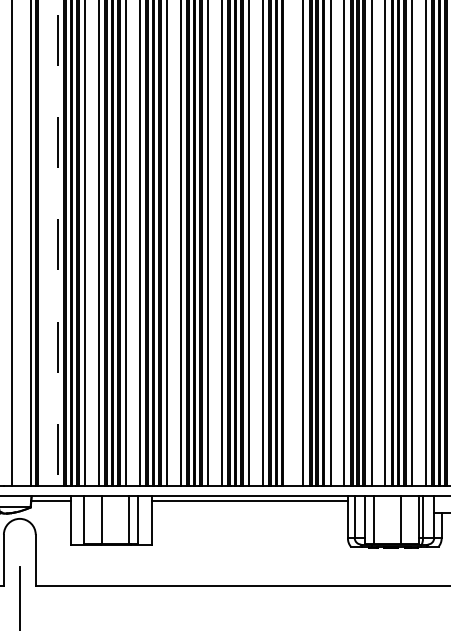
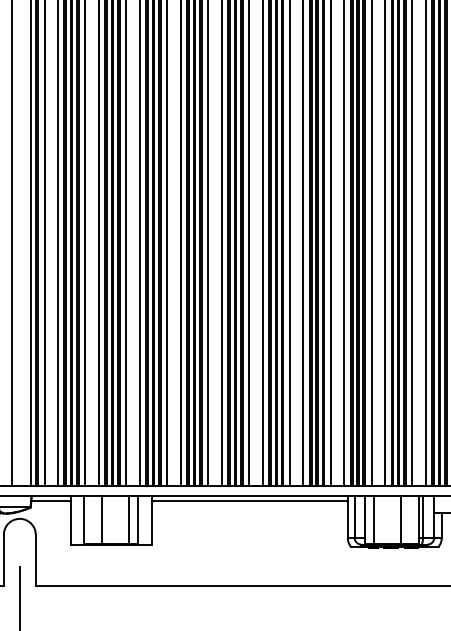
line: dashed -> solid (57, 243)
line: none -> present (44, 244)
line: none -> present (289, 244)
